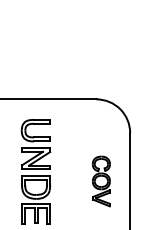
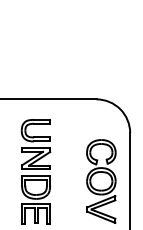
part size: 20x53 px -> 31x85 px (101, 181)
